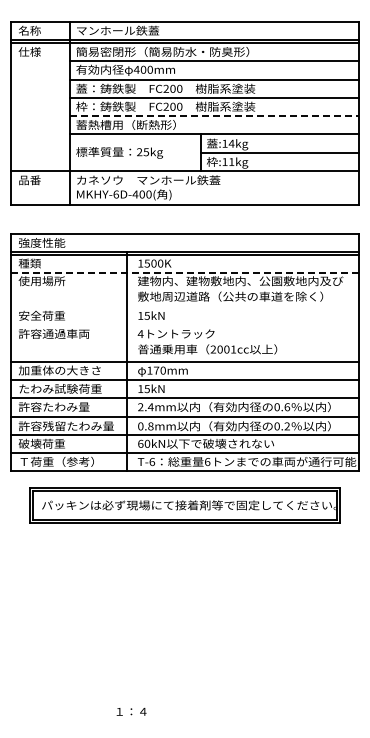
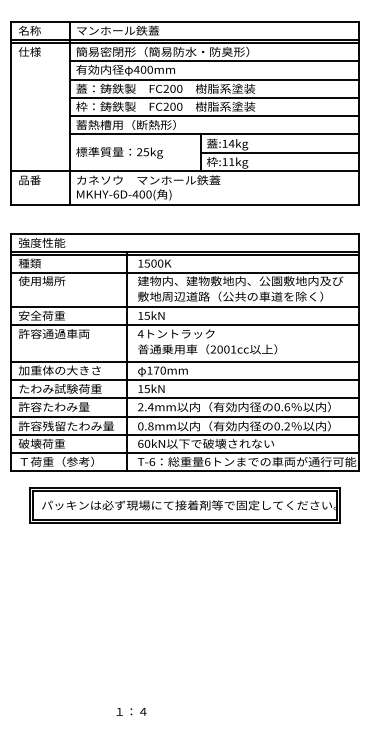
line: dashed -> solid (214, 116)
line: dashed -> solid (184, 272)
line: none -> present (184, 306)
line: none -> present (184, 325)
